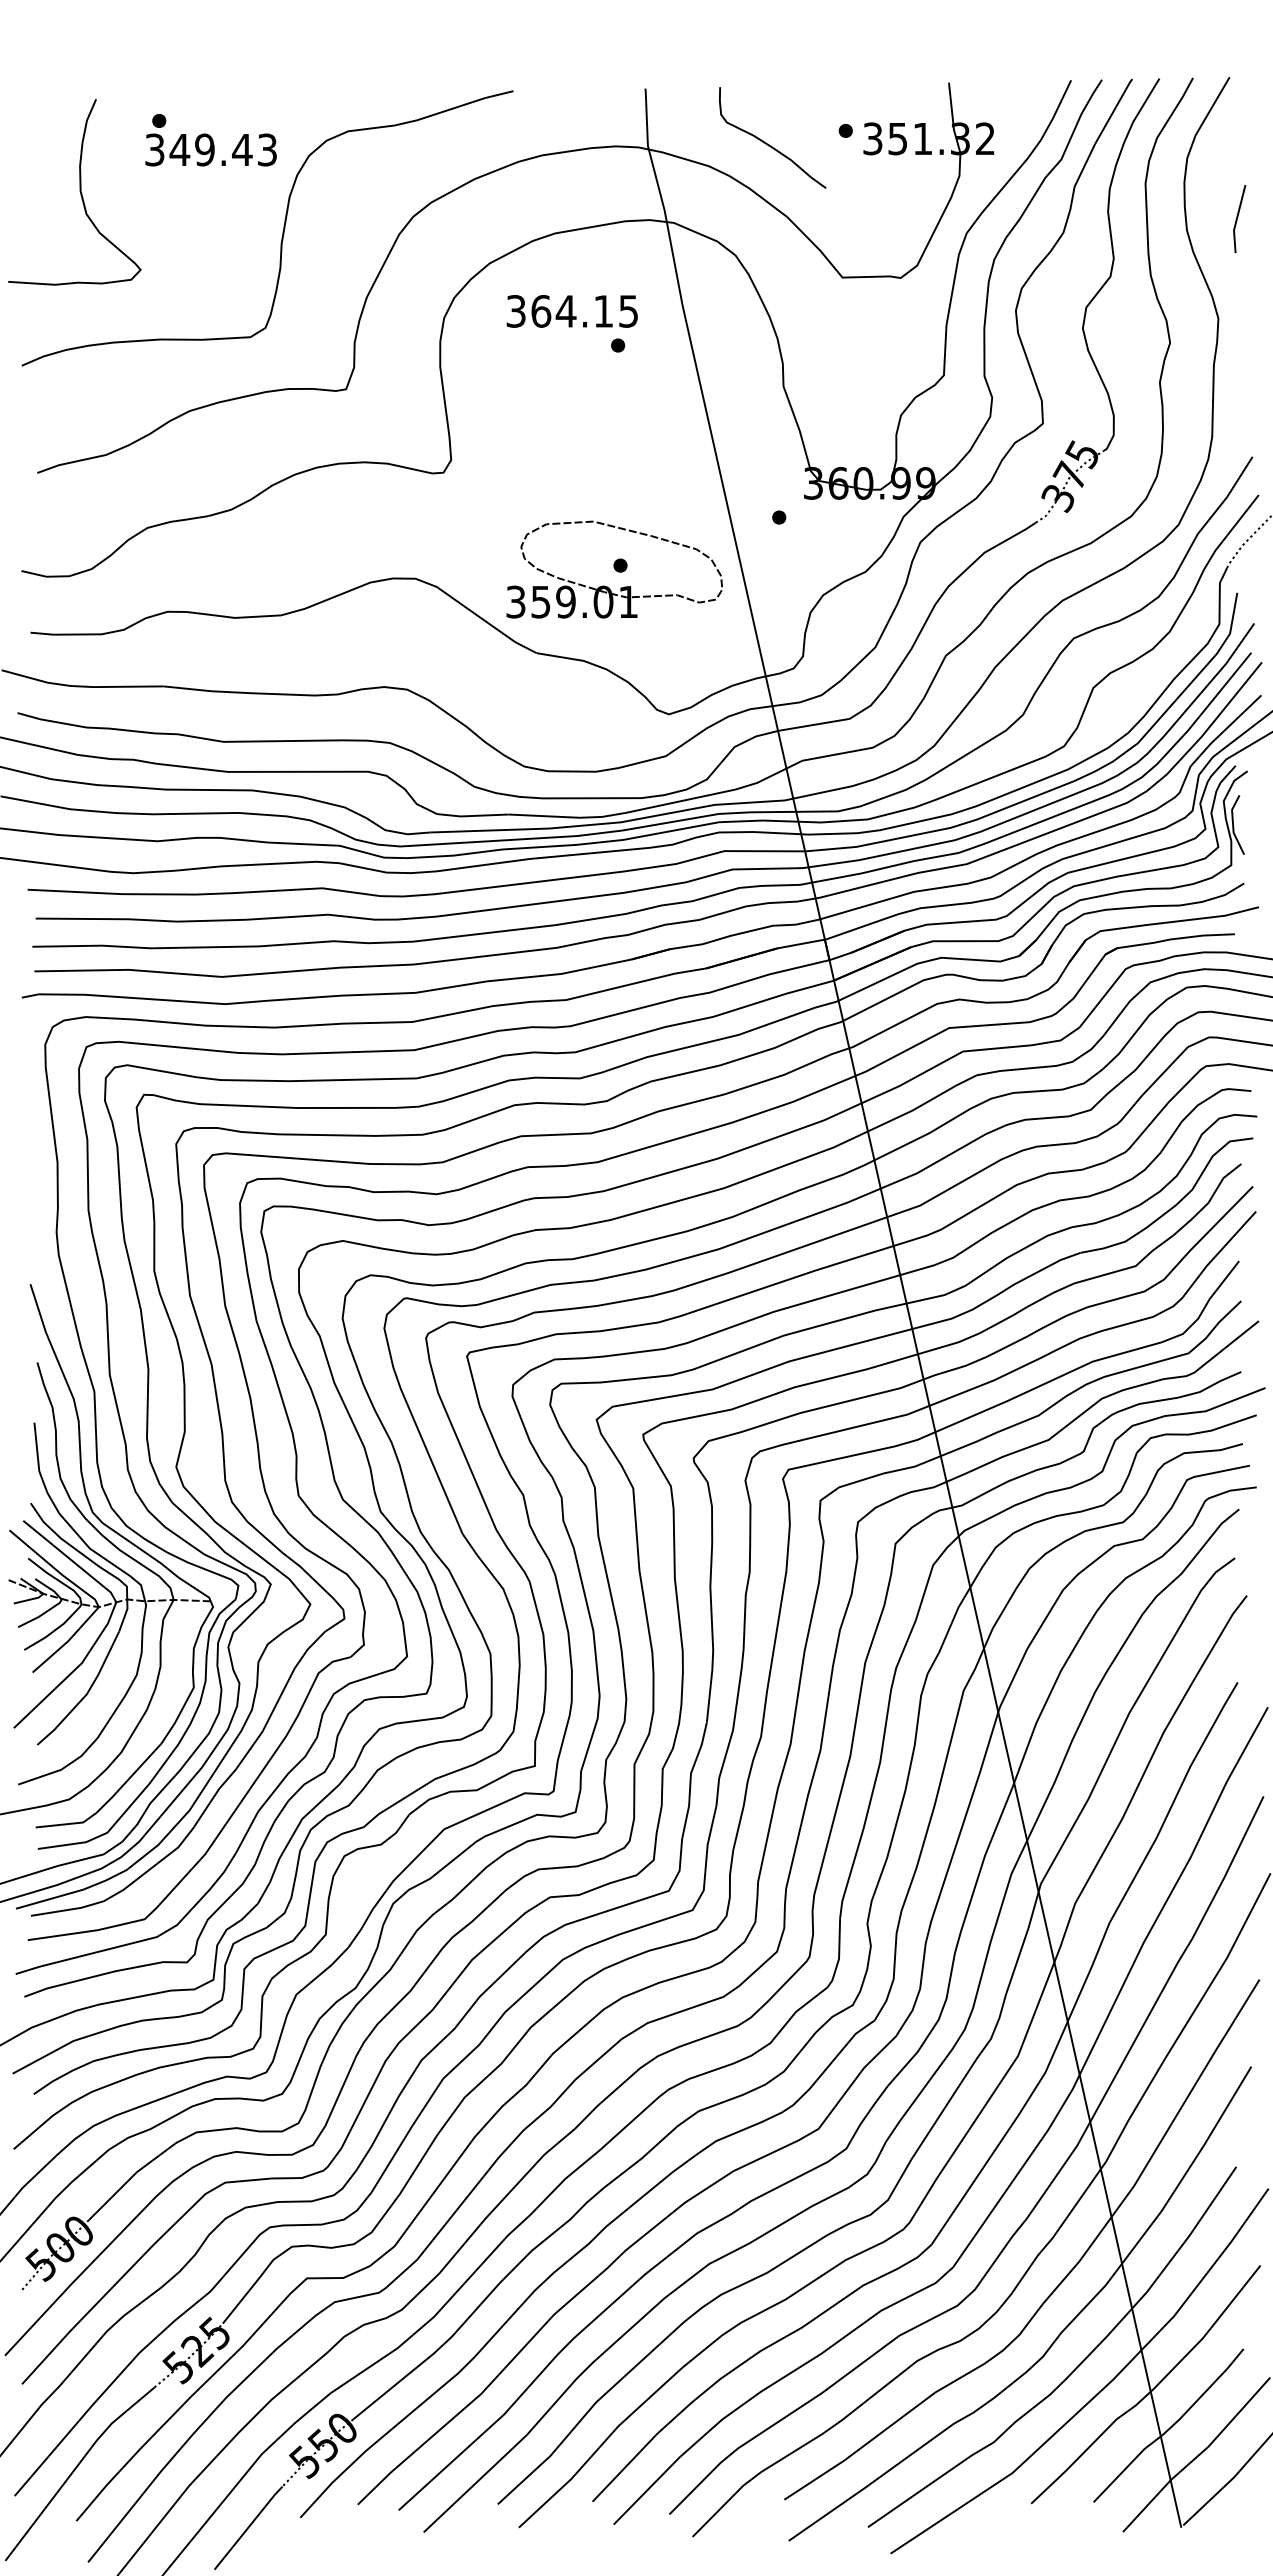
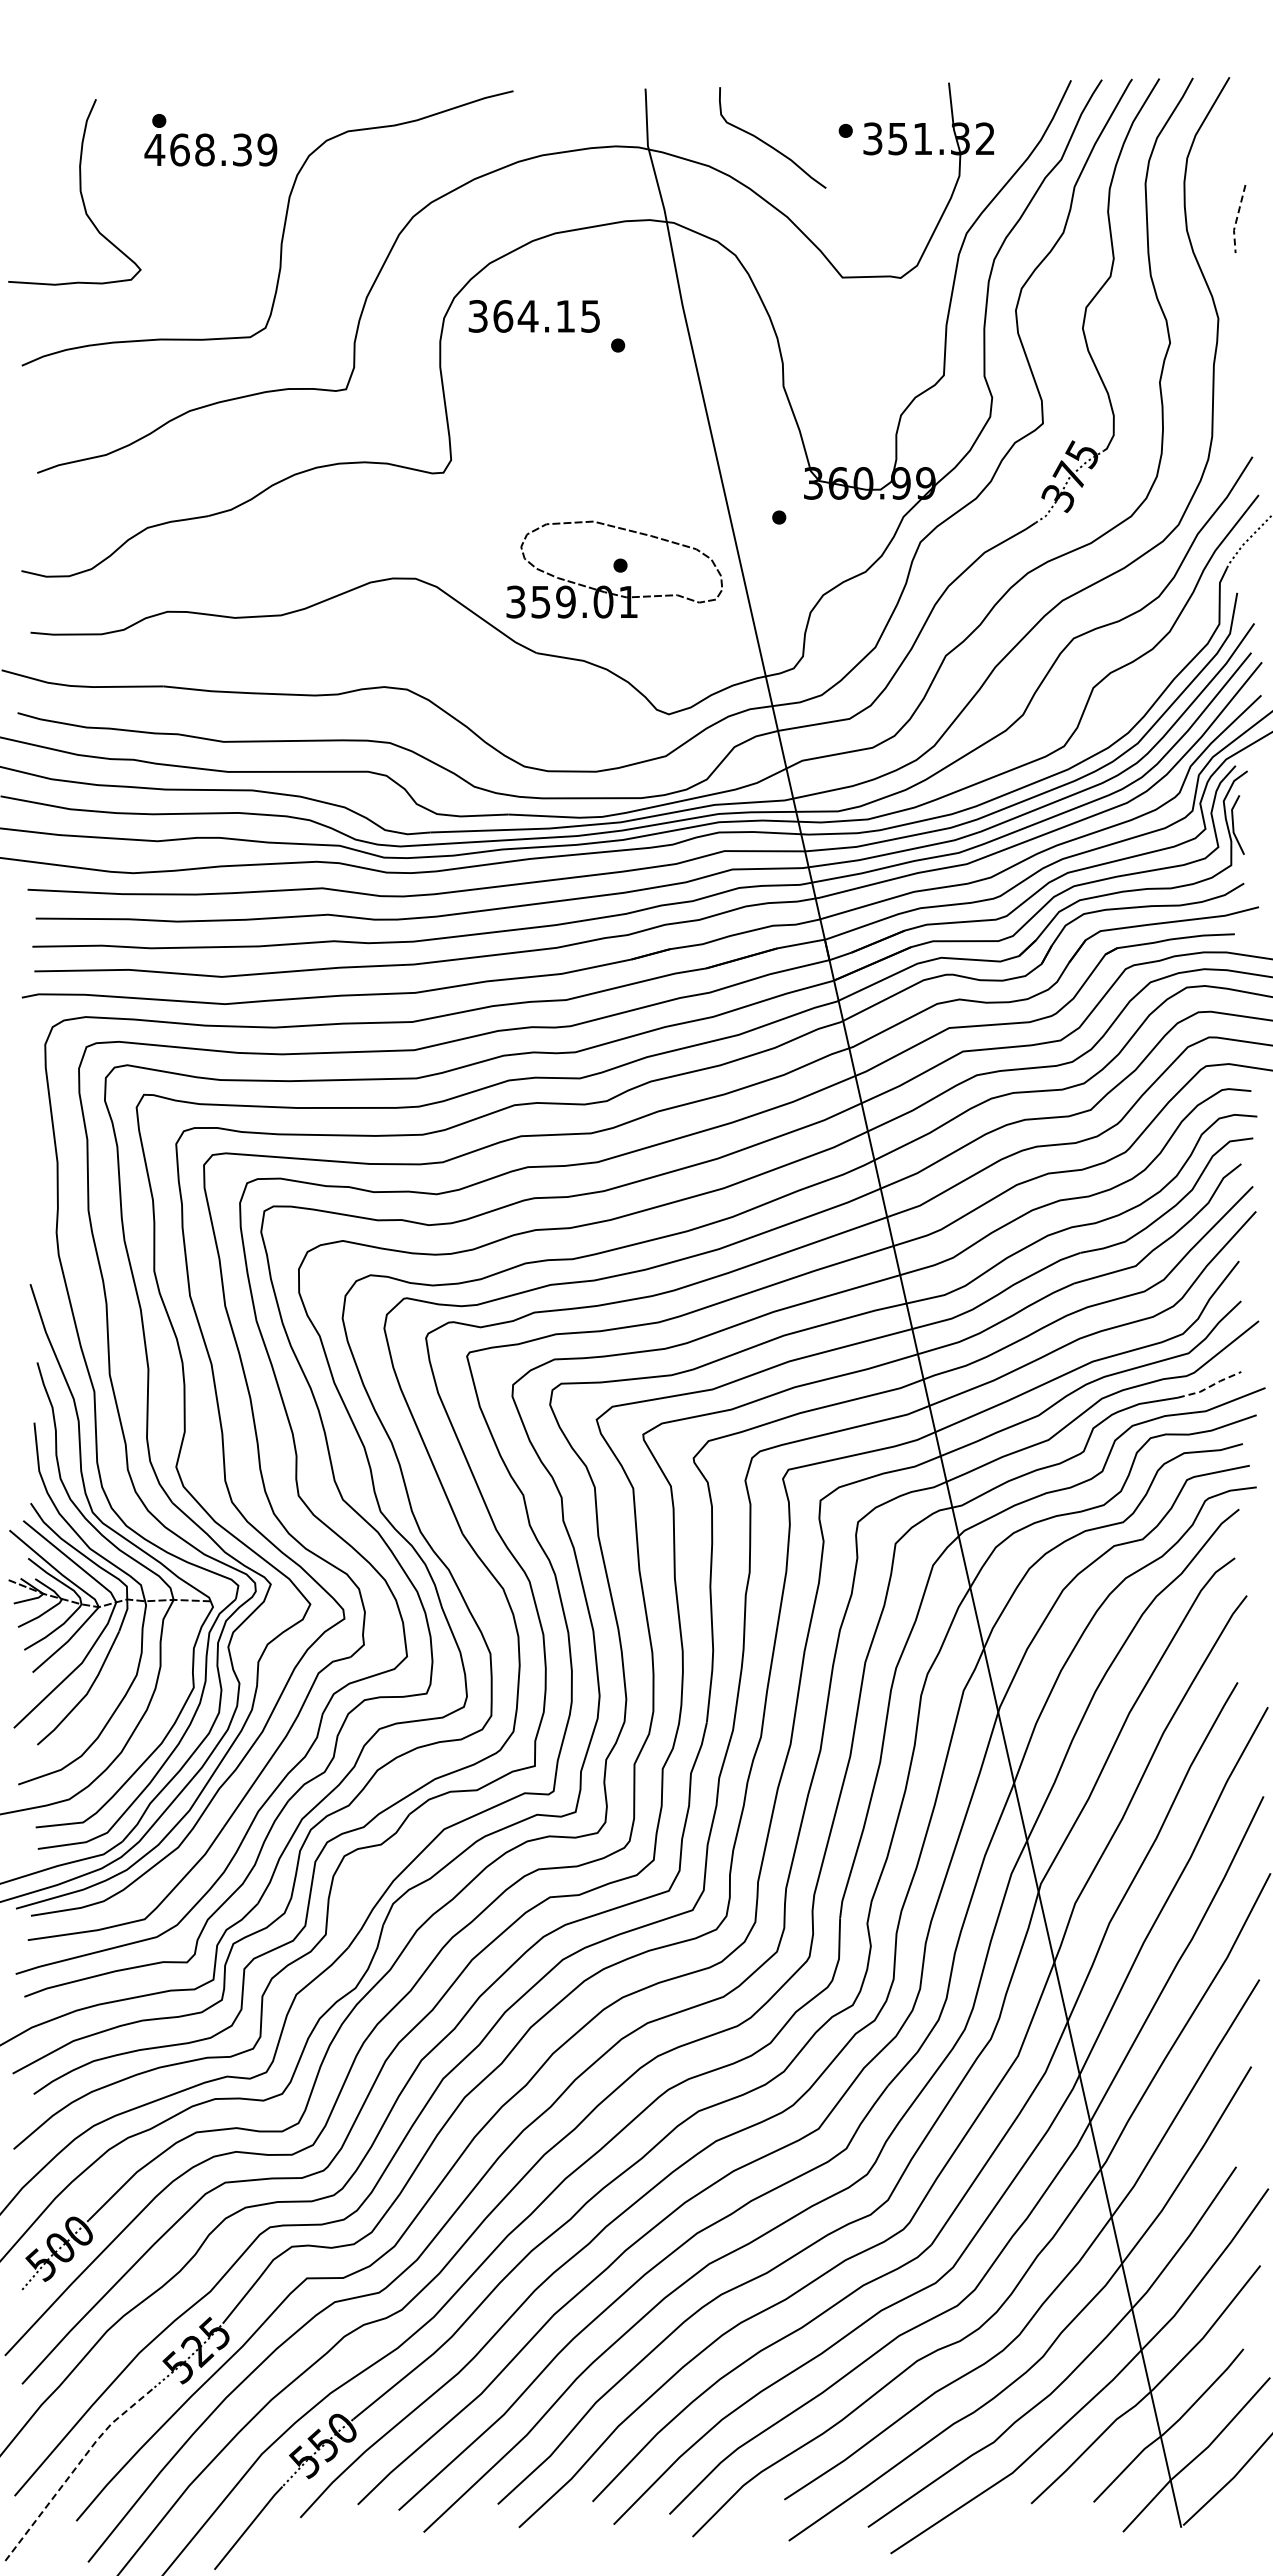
text: 349.43 -> 468.39 (210, 149)
line: solid -> dashed (1236, 219)
text position: (571, 311) -> (533, 316) (533, 316)
line: solid -> dashed (1210, 1386)
line: solid -> dashed (75, 2468)
